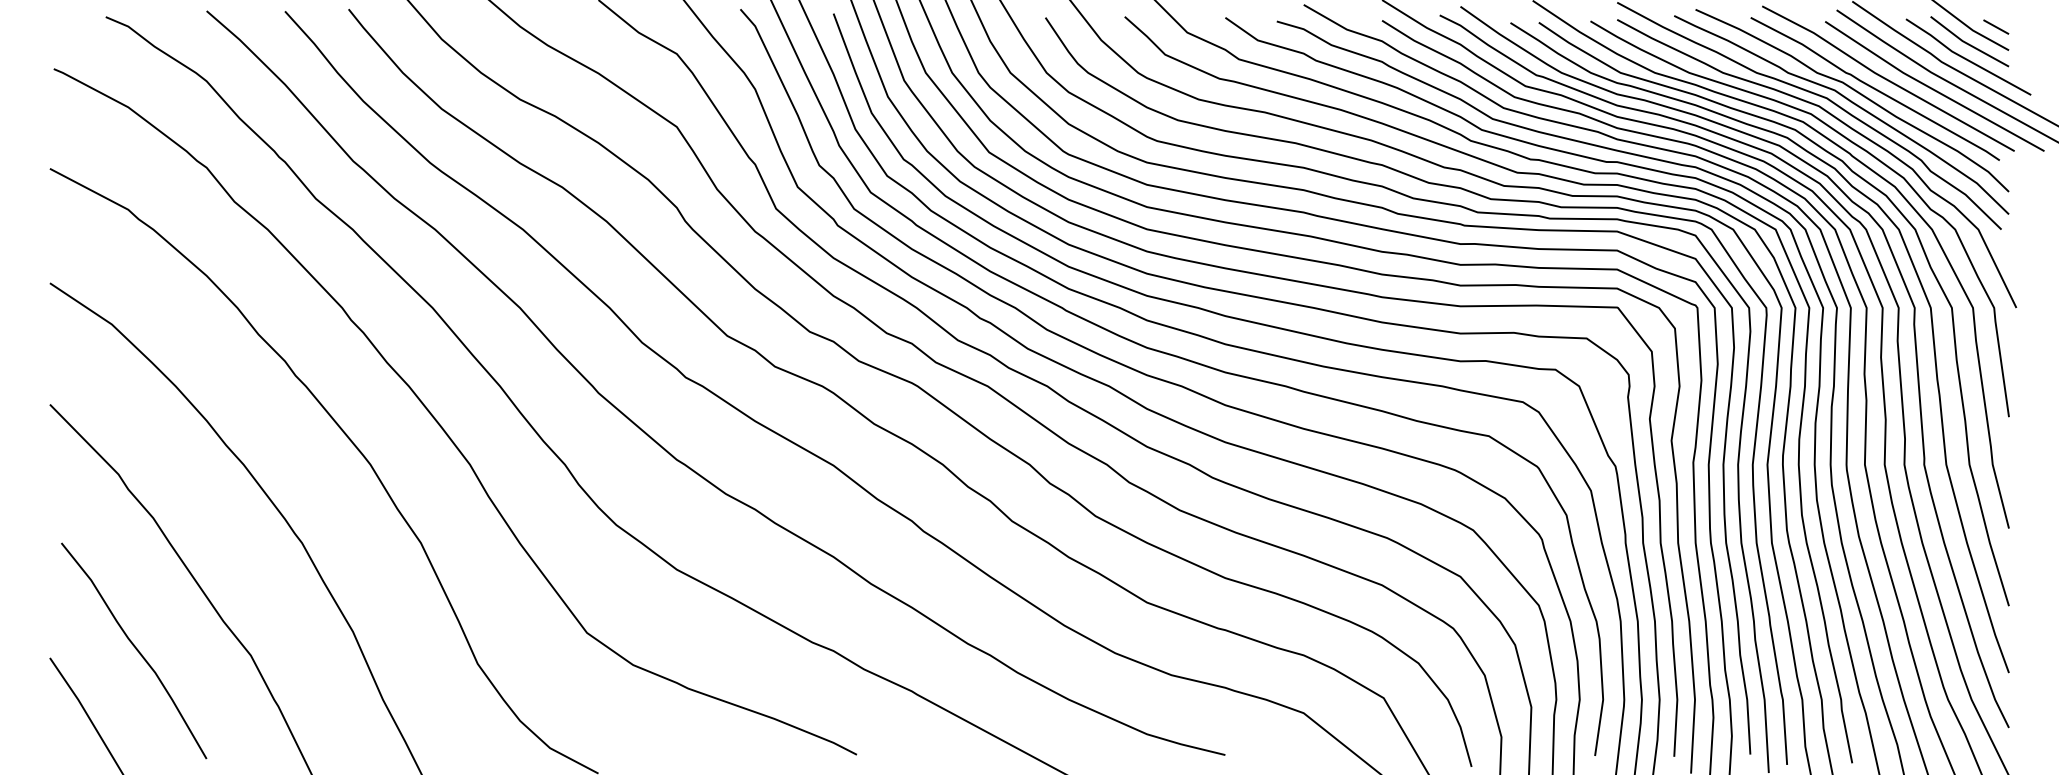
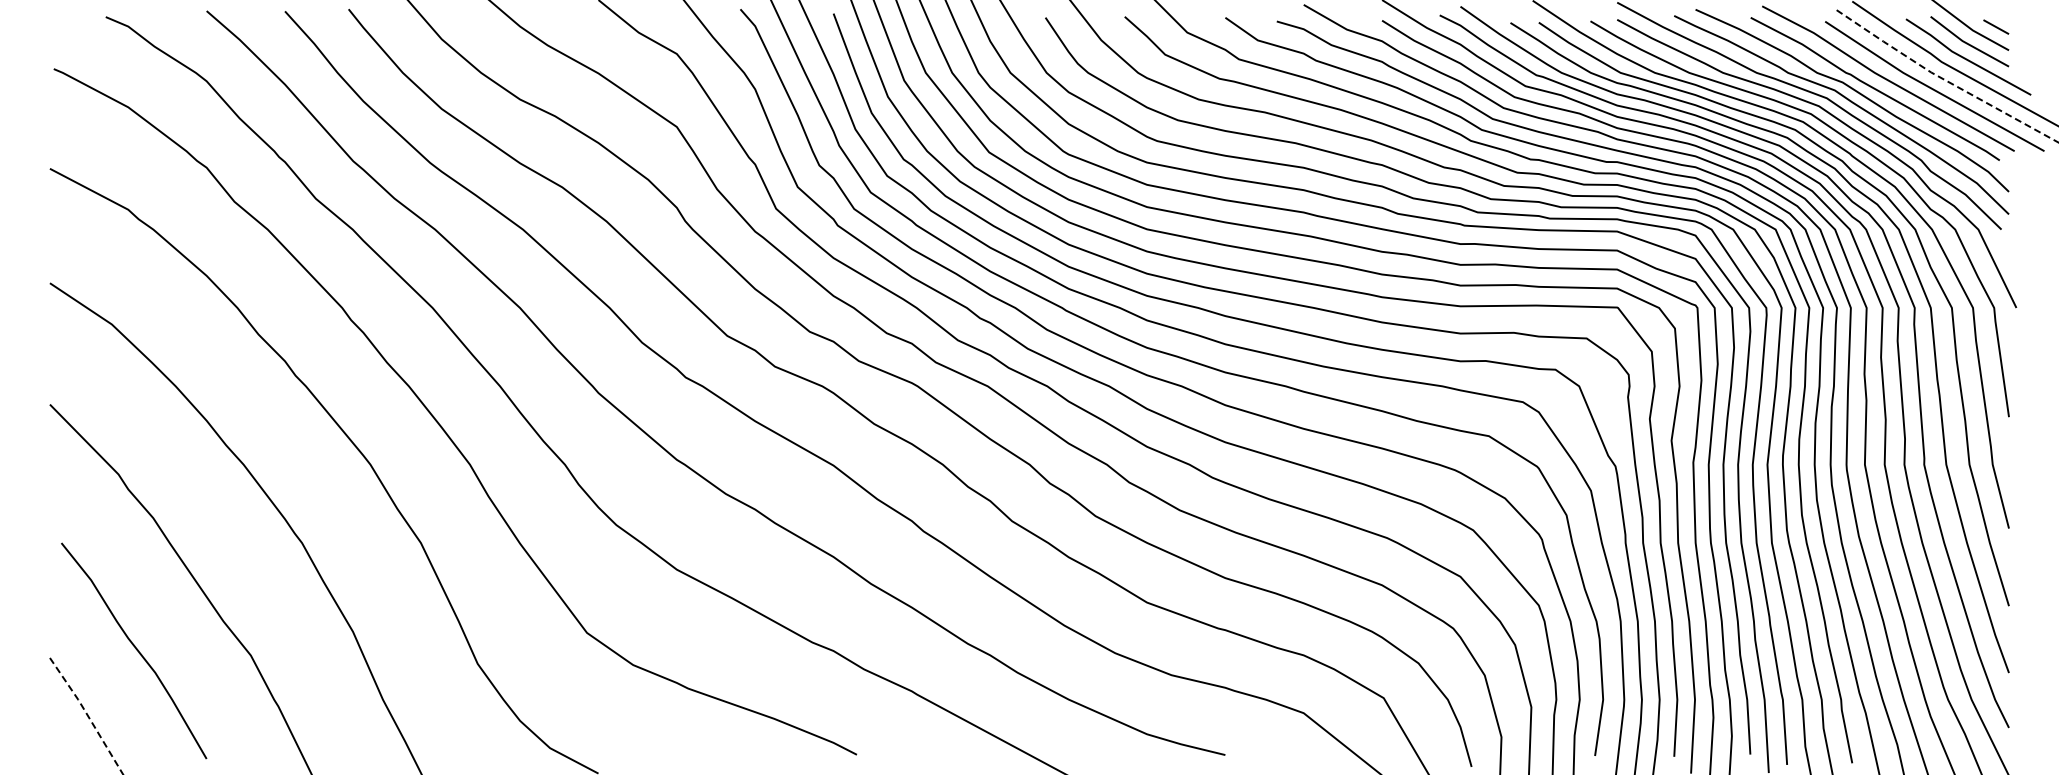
line: solid -> dashed (1944, 79)
line: solid -> dashed (87, 715)
